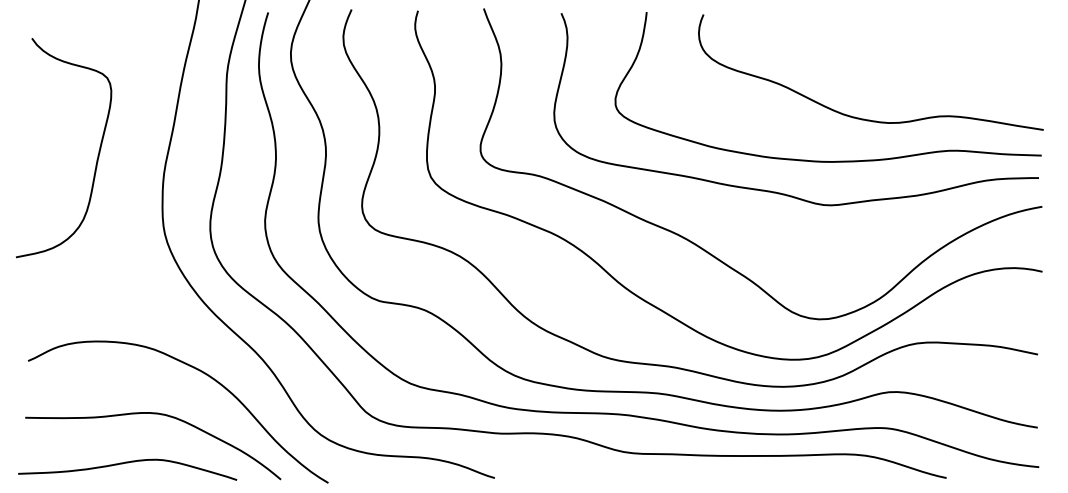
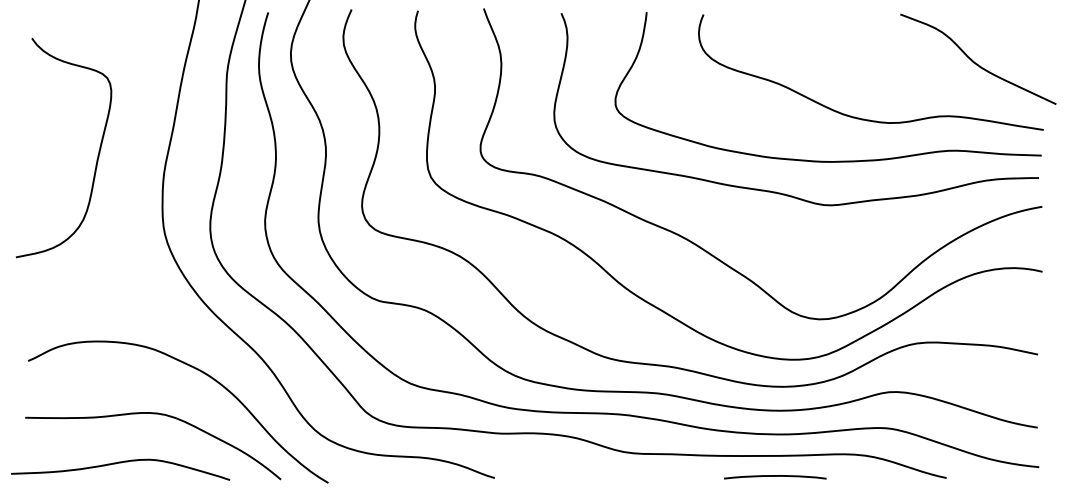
curve: none -> present (974, 61)
curve position: (127, 463) -> (120, 463) (120, 463)
curve: none -> present (775, 476)
